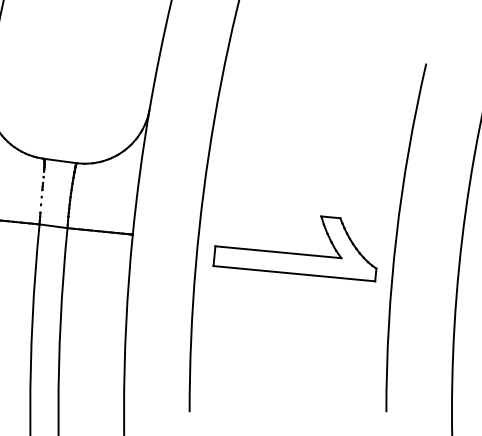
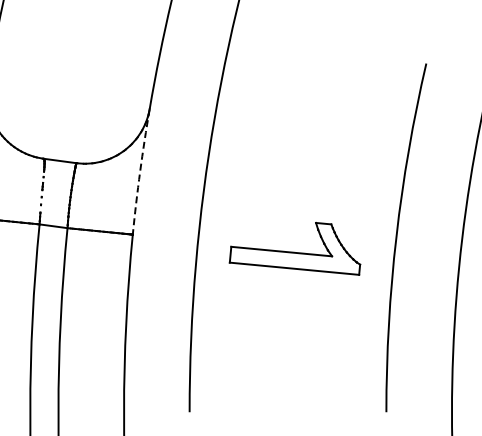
arc: solid -> dashed (140, 171)
part size: 166x68 px -> 134x54 px (294, 248)
